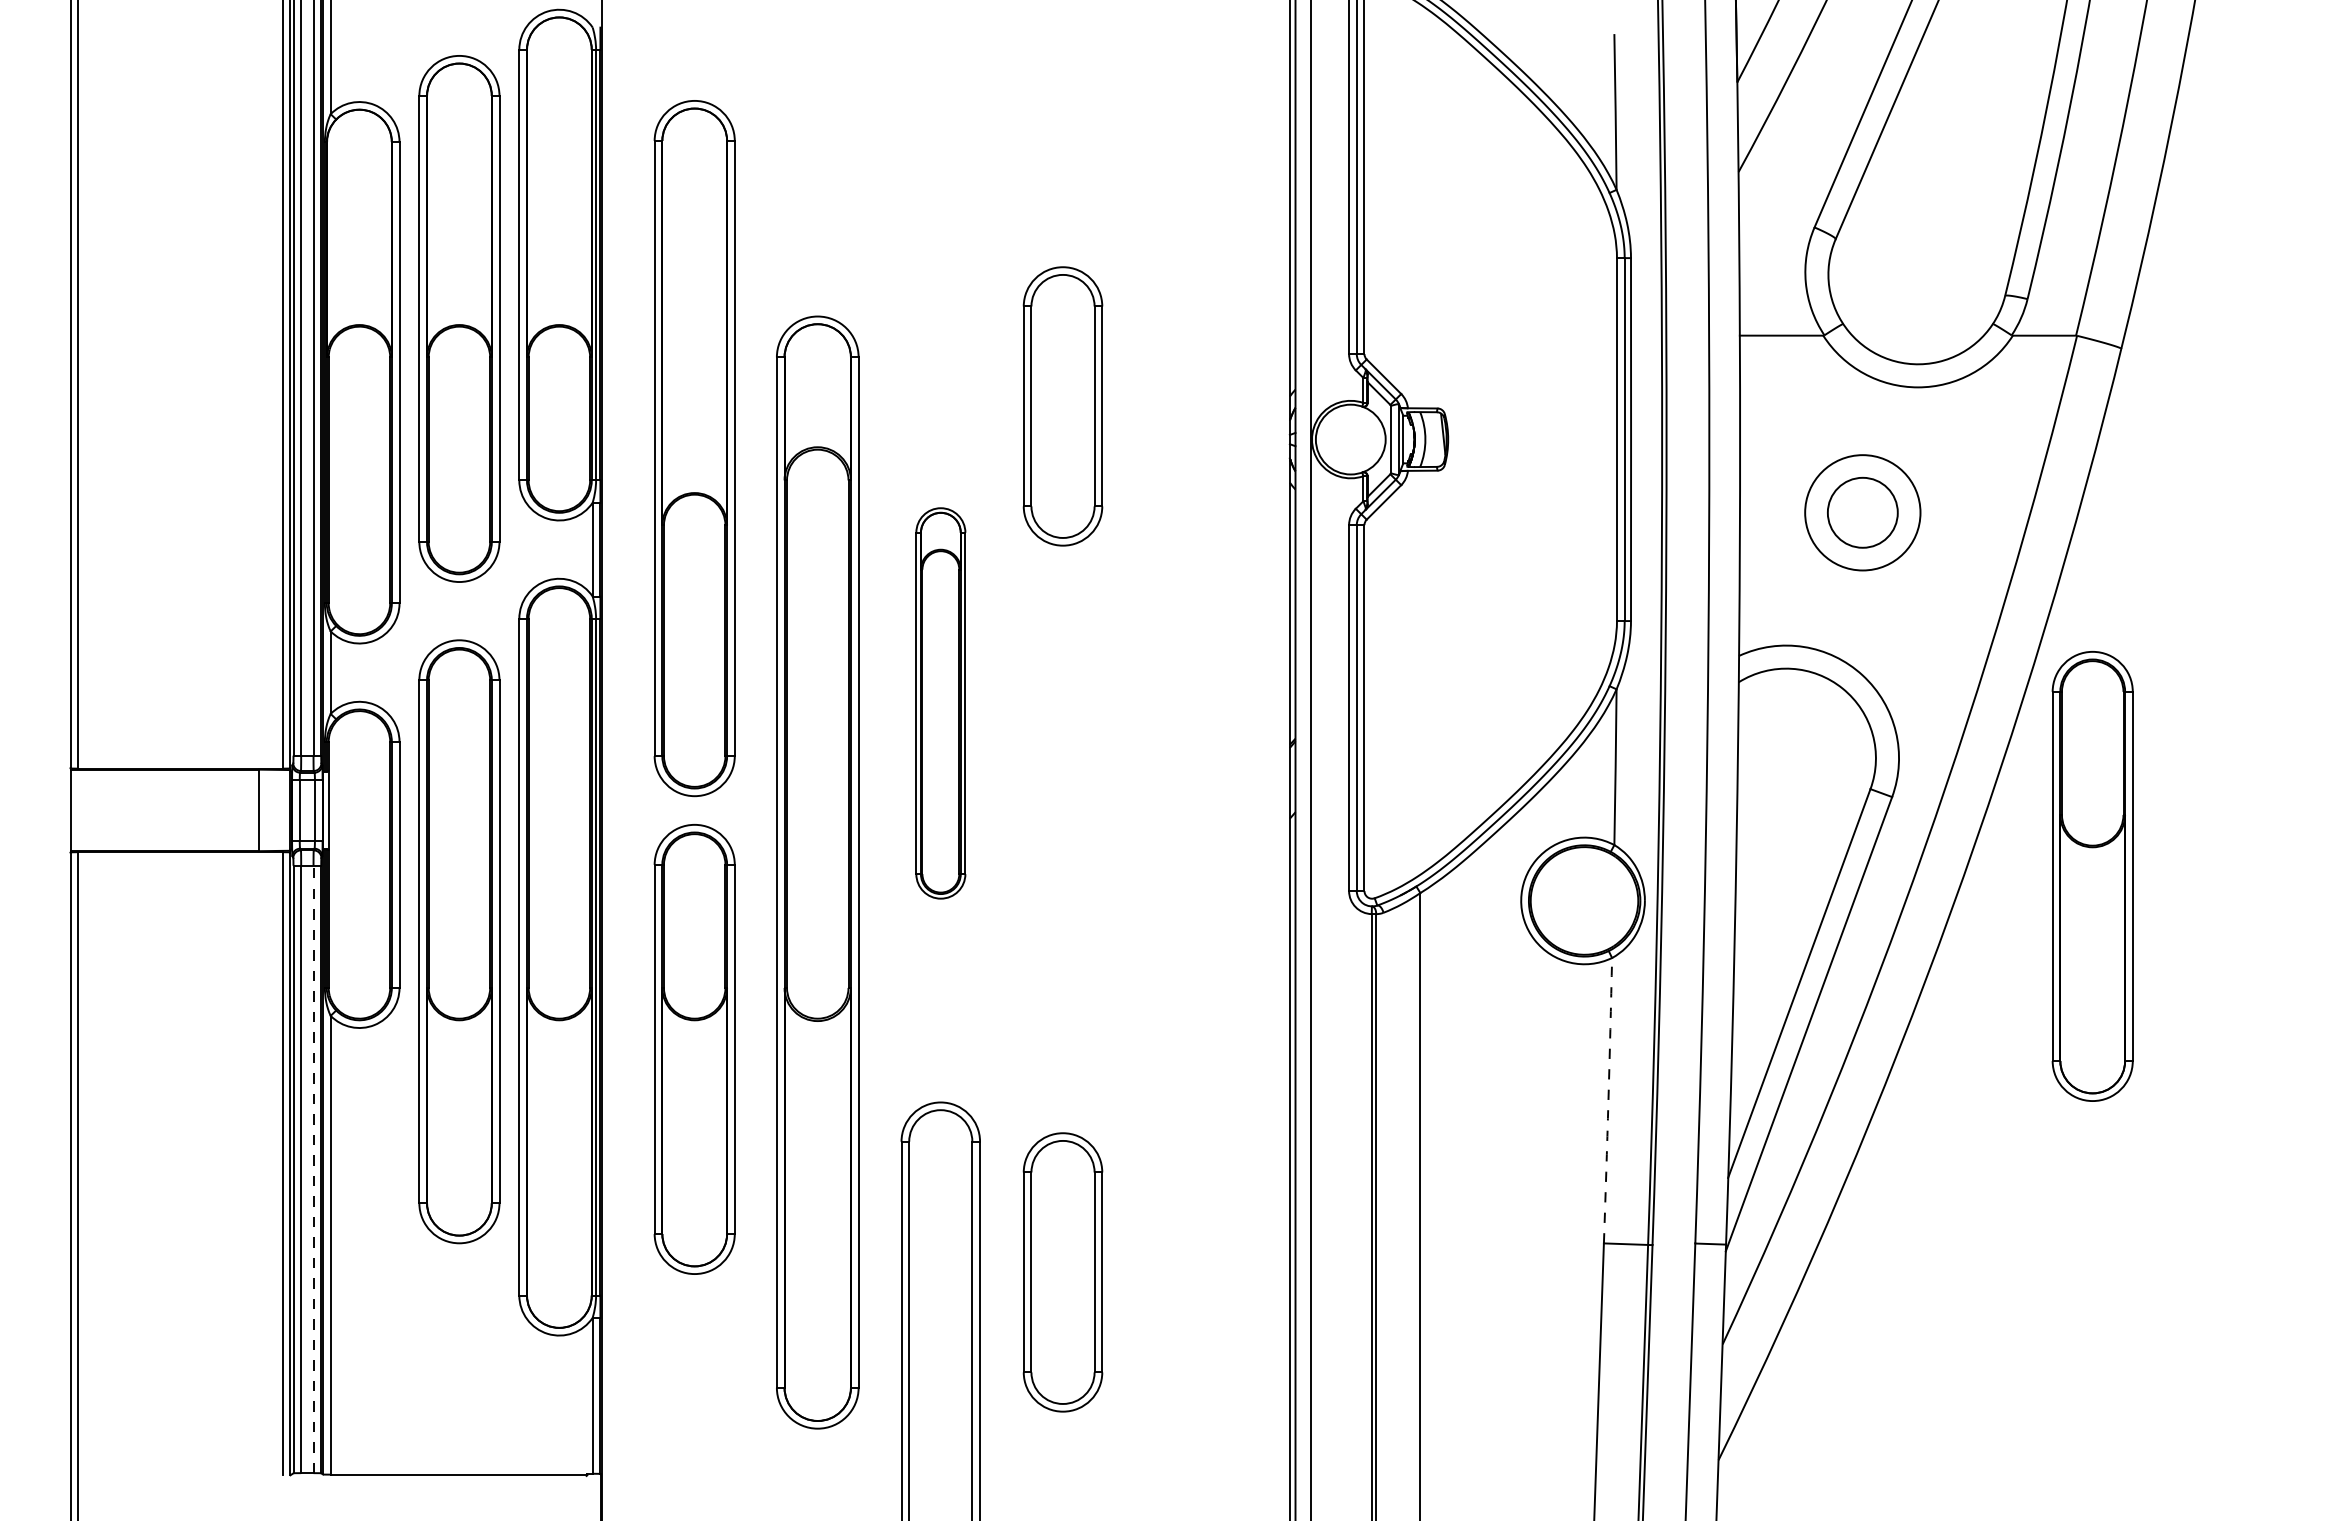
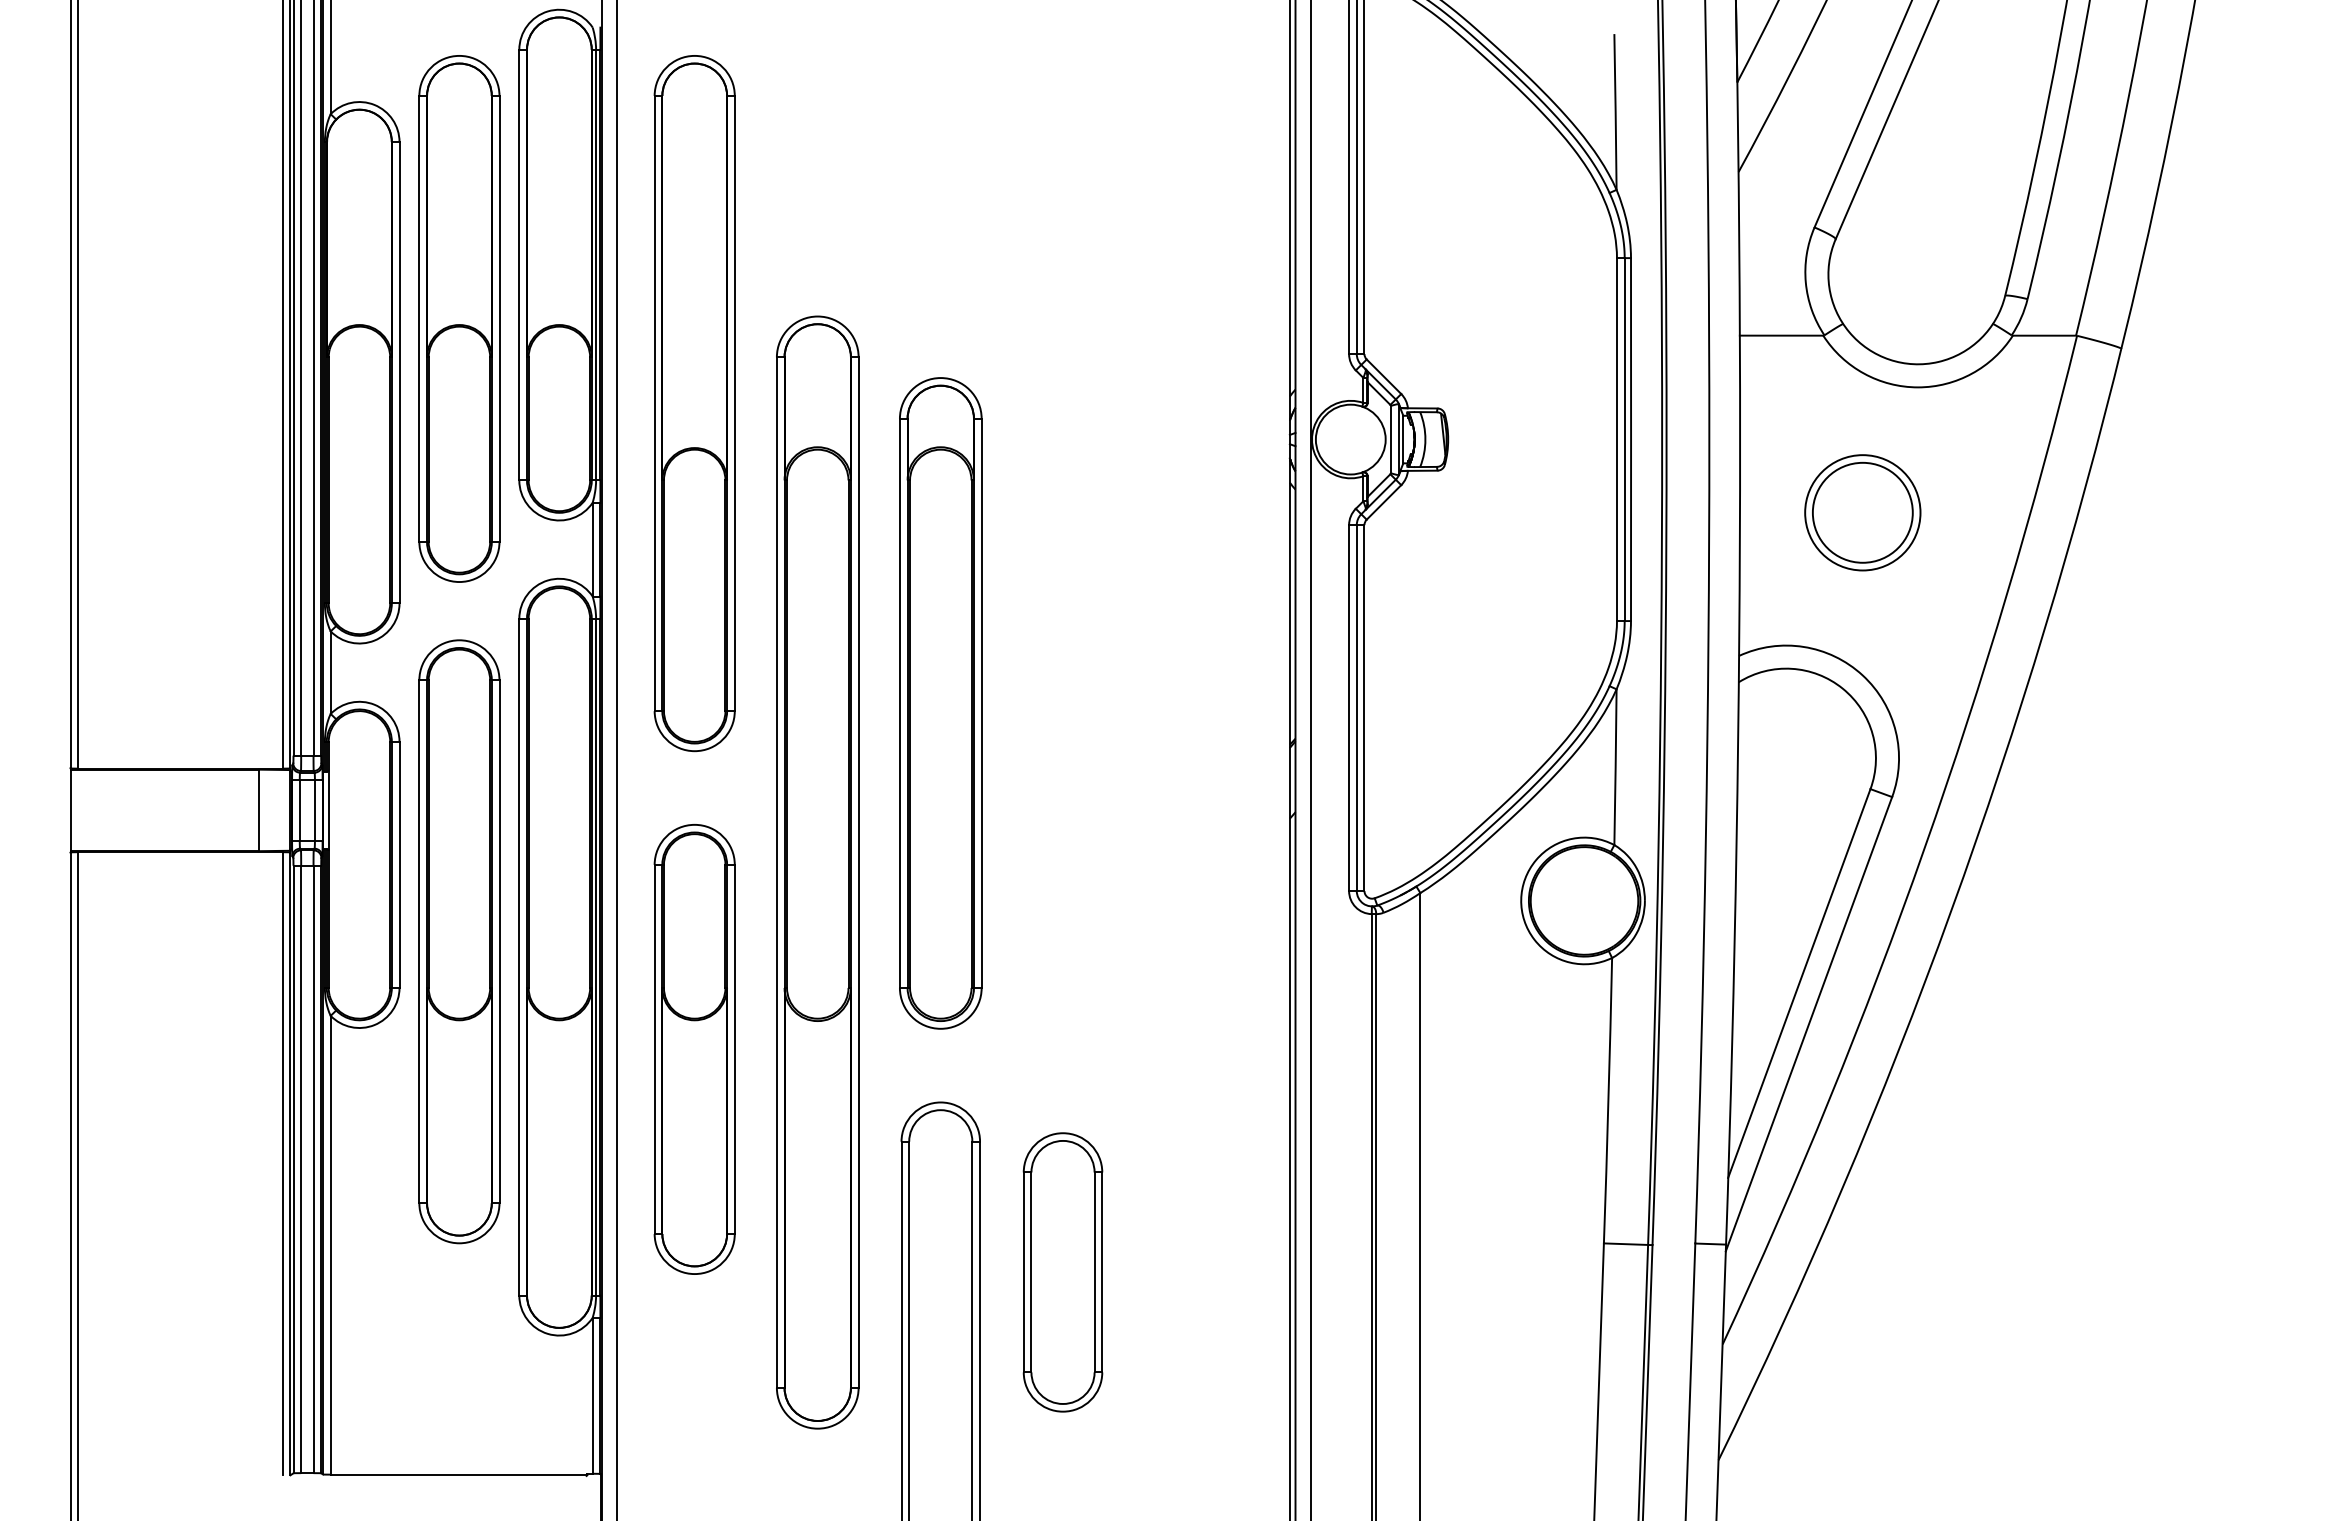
part: present -> none (1062, 406)
part position: (694, 448) -> (694, 403) (694, 403)
circle diameter: 70 px -> 100 px (1862, 512)
part size: 52x393 px -> 84x653 px (940, 703)
line: none -> present (617, 759)
part: present -> none (2092, 876)
arc: dashed -> solid (1608, 1100)
line: dashed -> solid (313, 1169)
